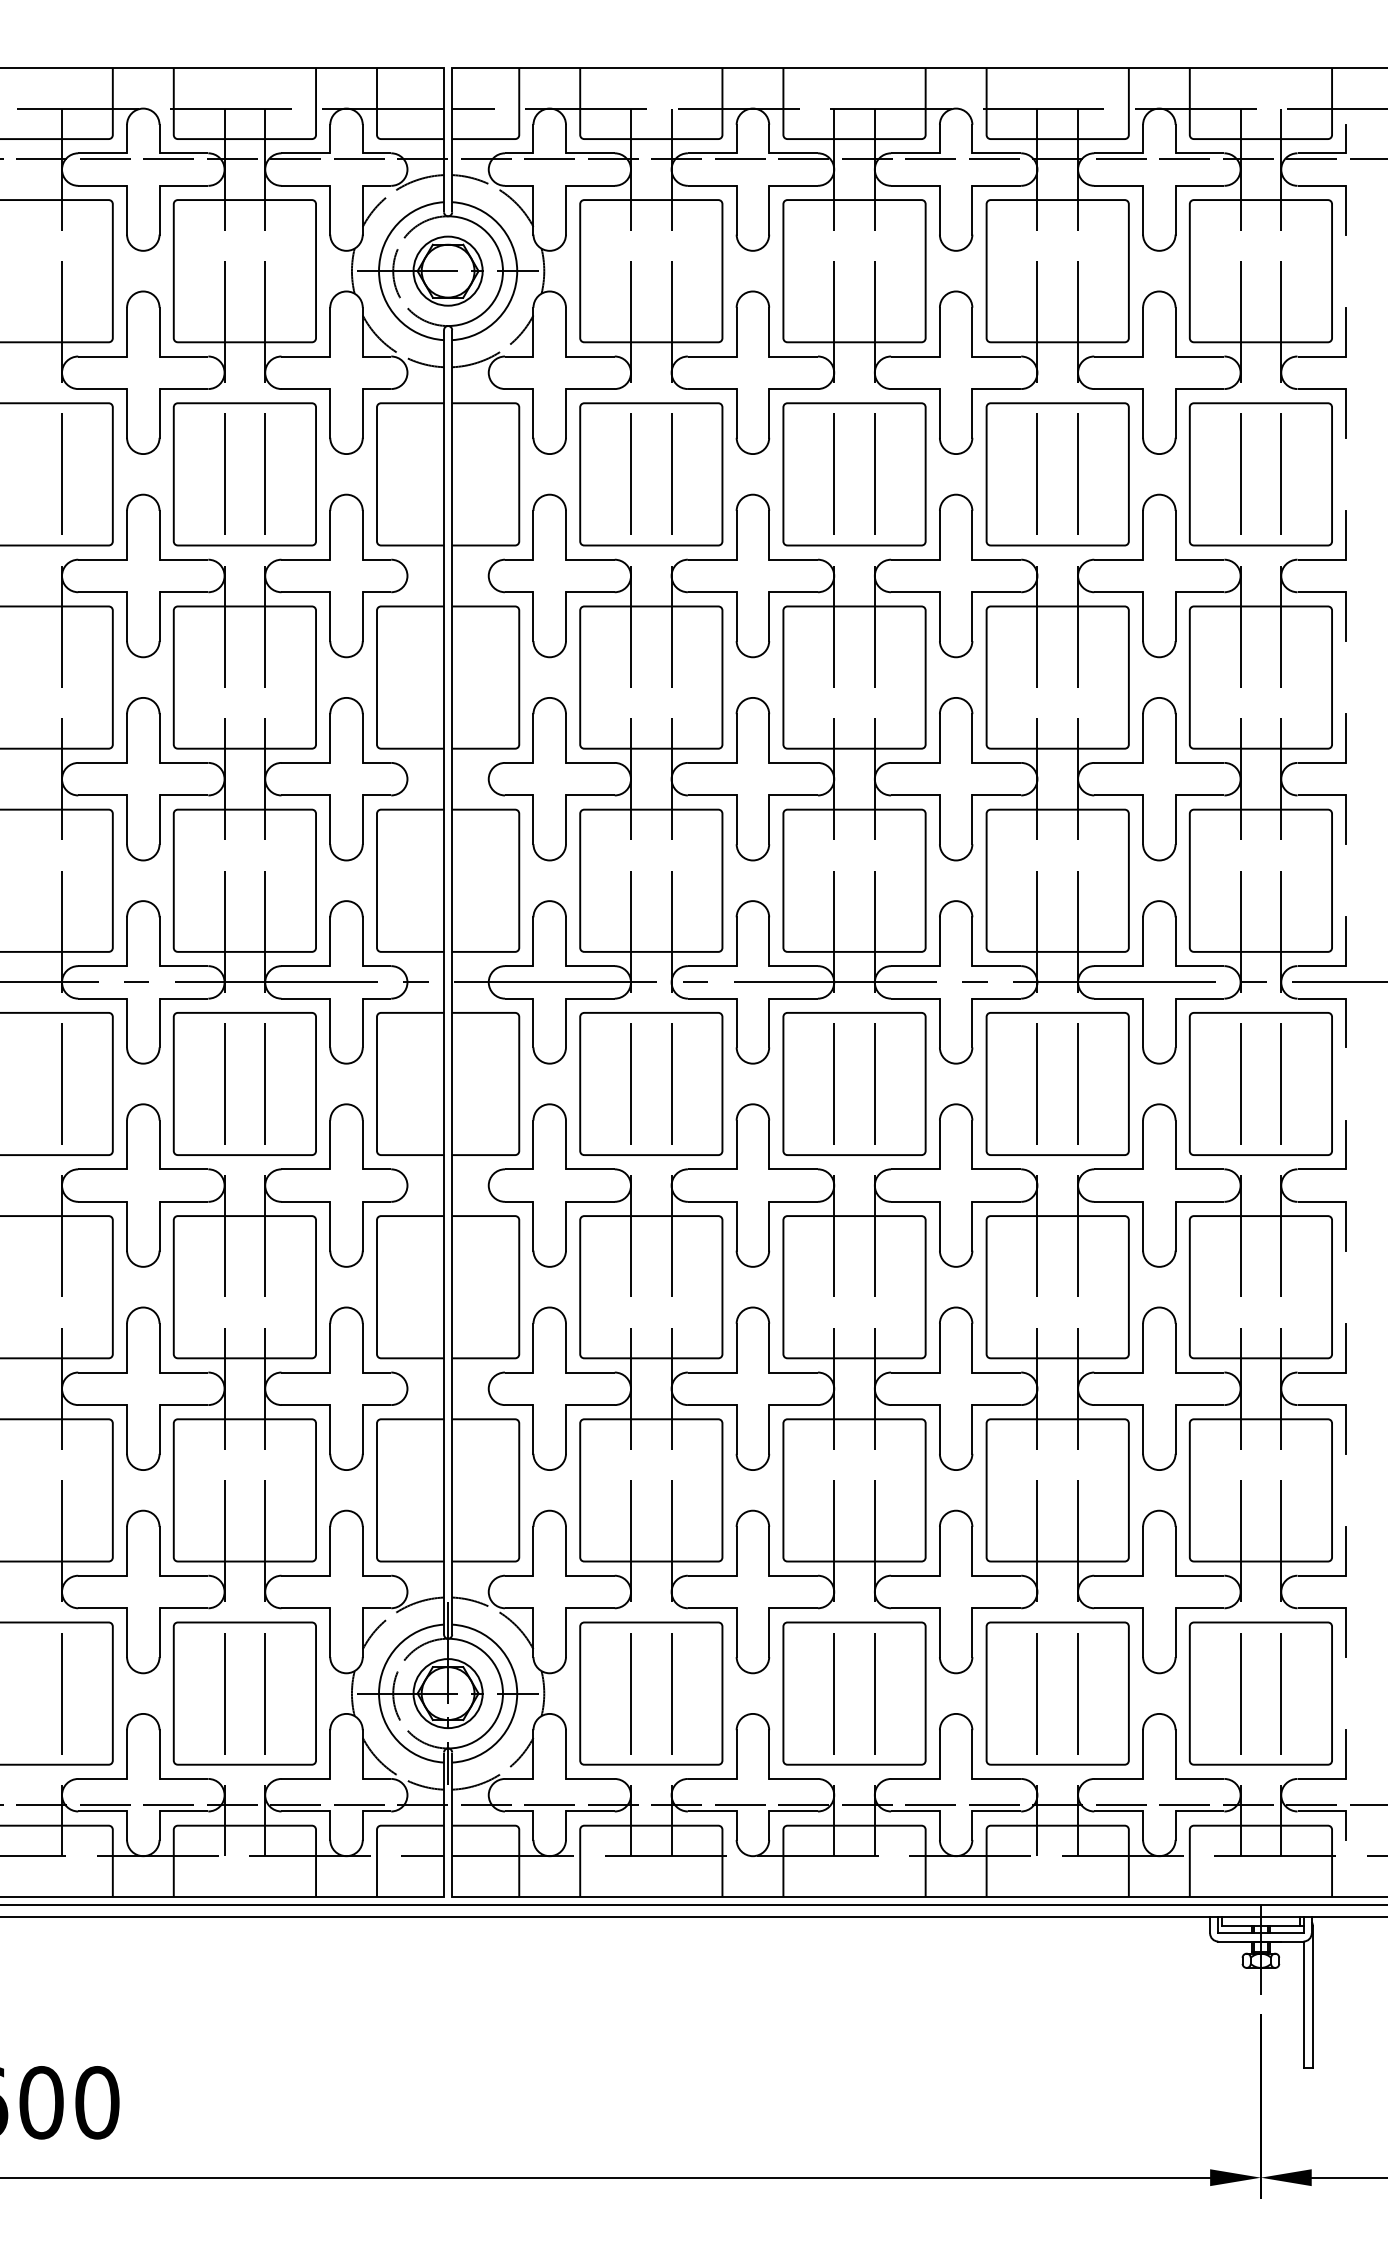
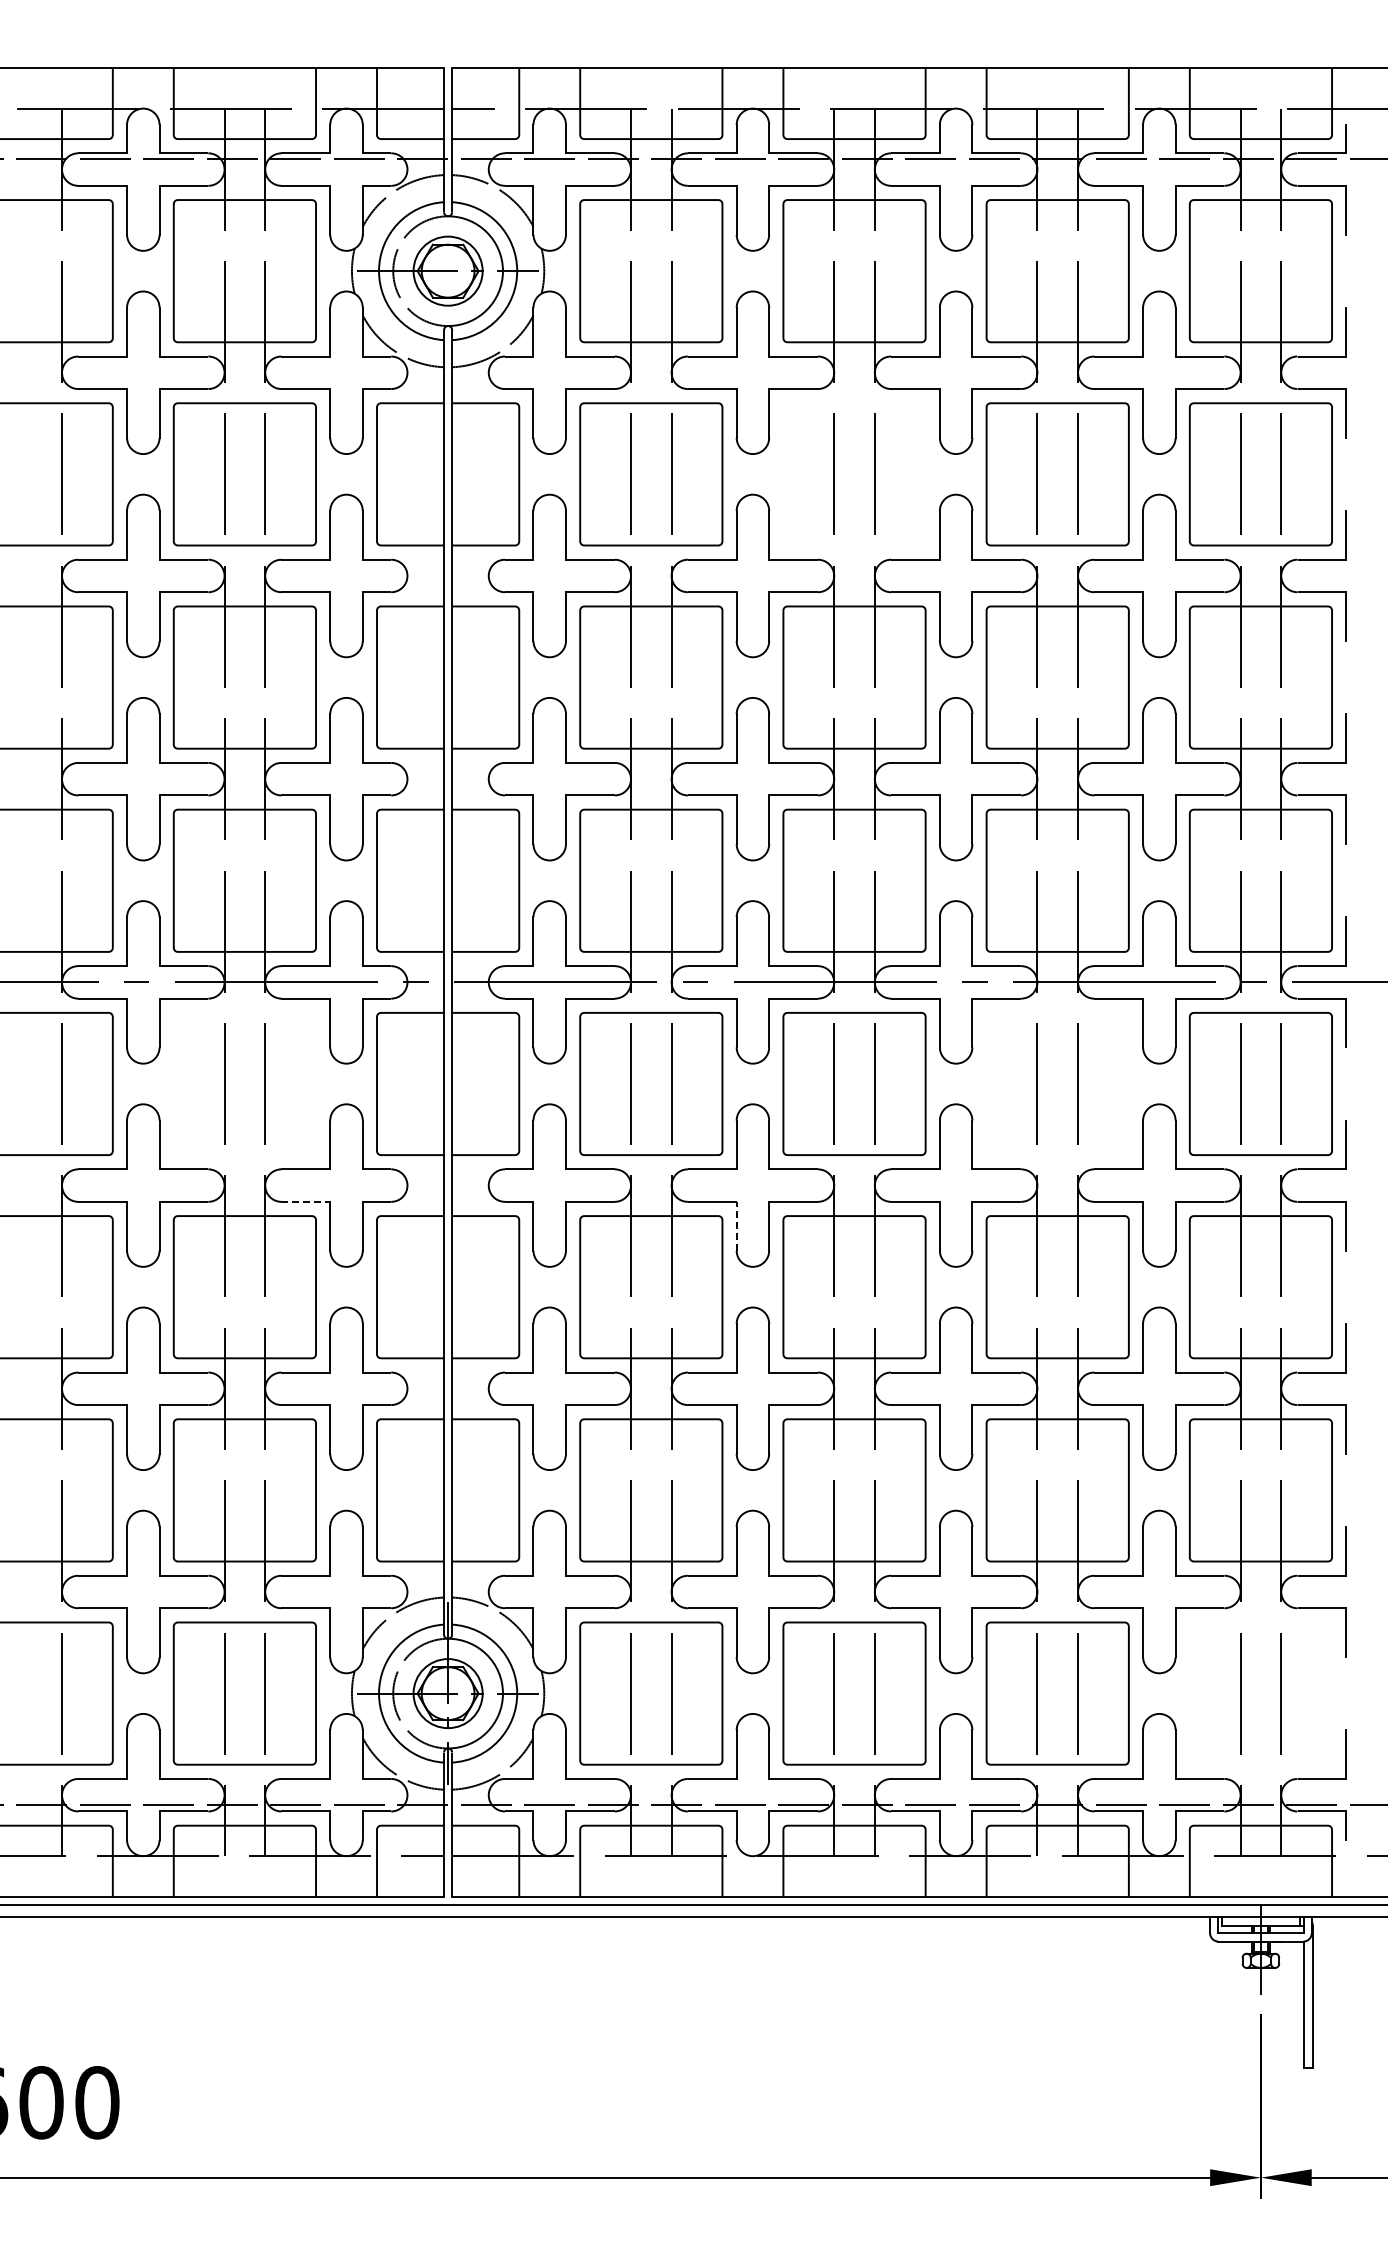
part: present -> none (854, 474)
part: present -> none (244, 1083)
part: present -> none (1057, 1083)
line: solid -> dashed (306, 1201)
line: solid -> dashed (736, 1225)
part: present -> none (1260, 1693)
